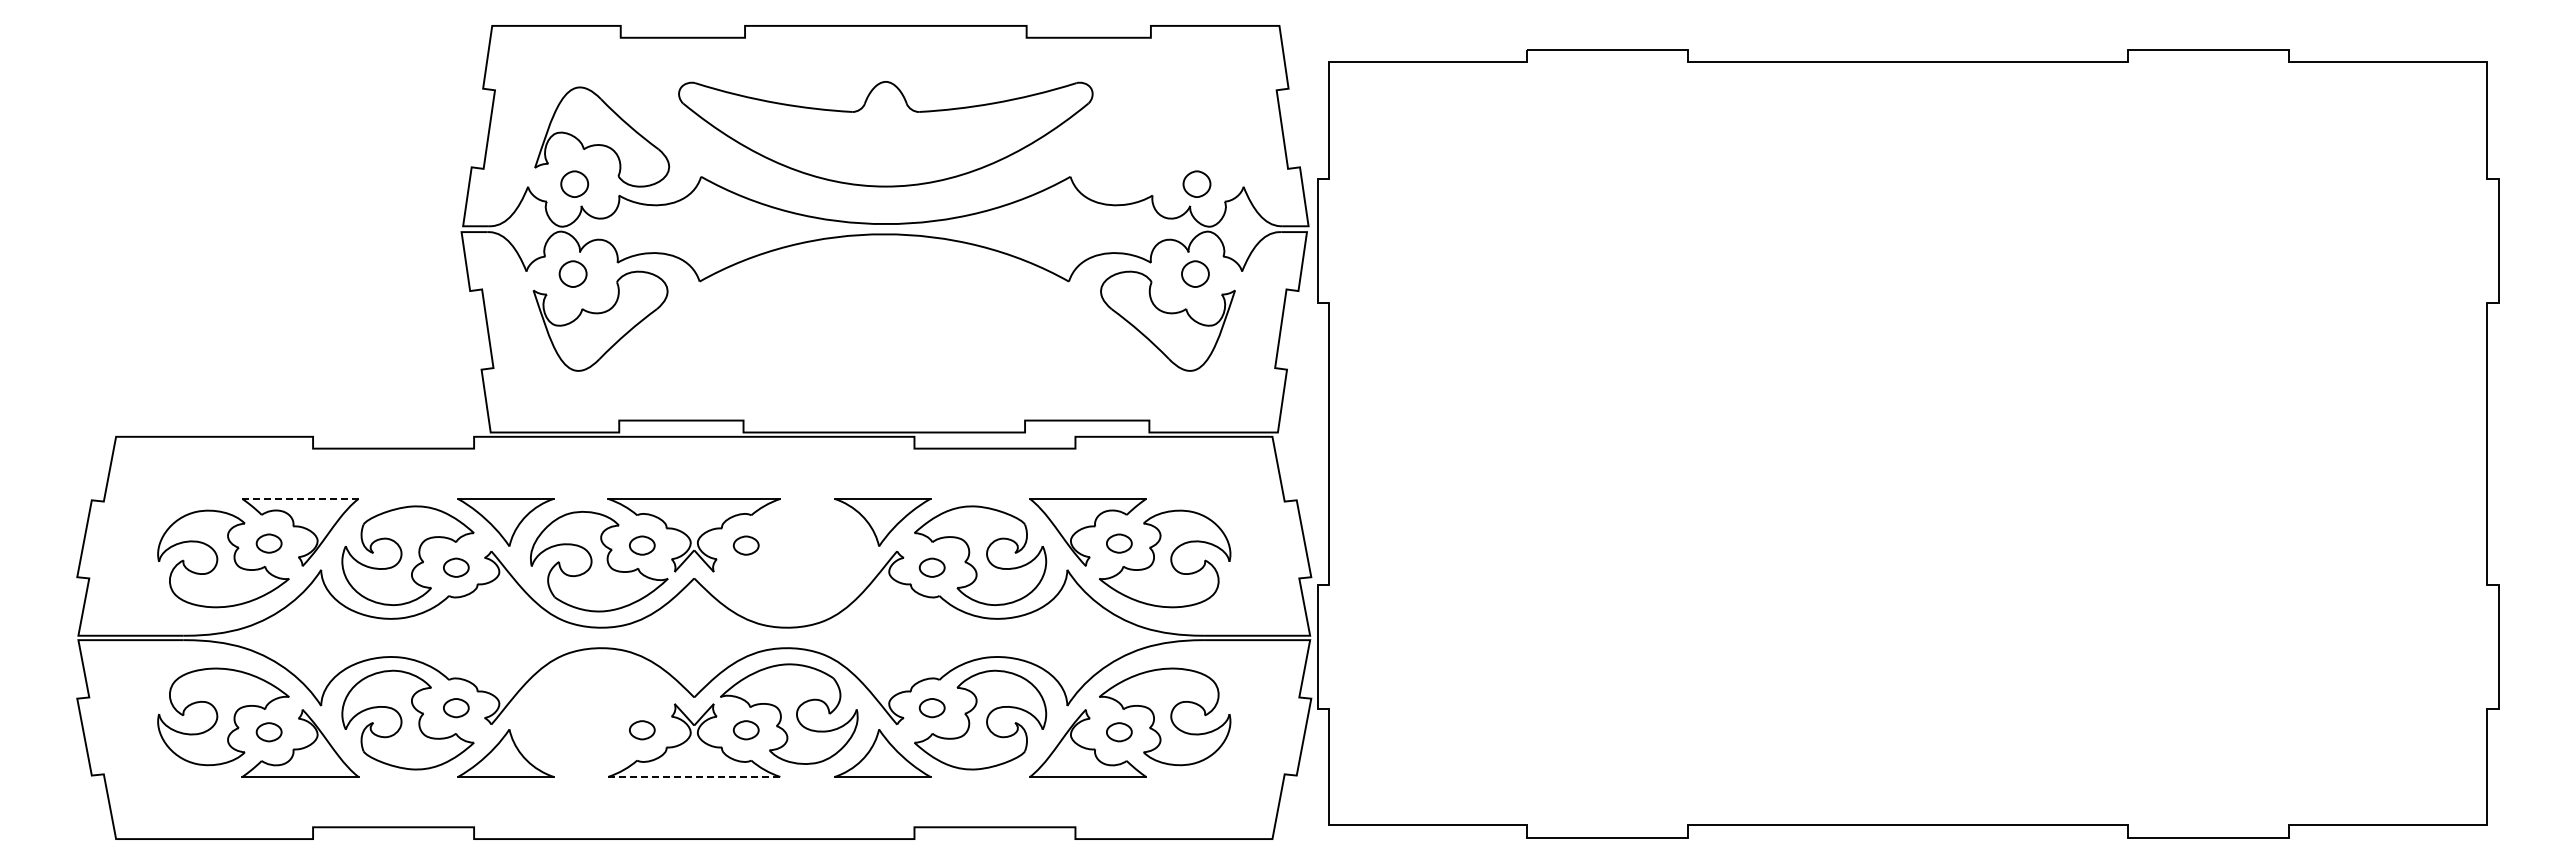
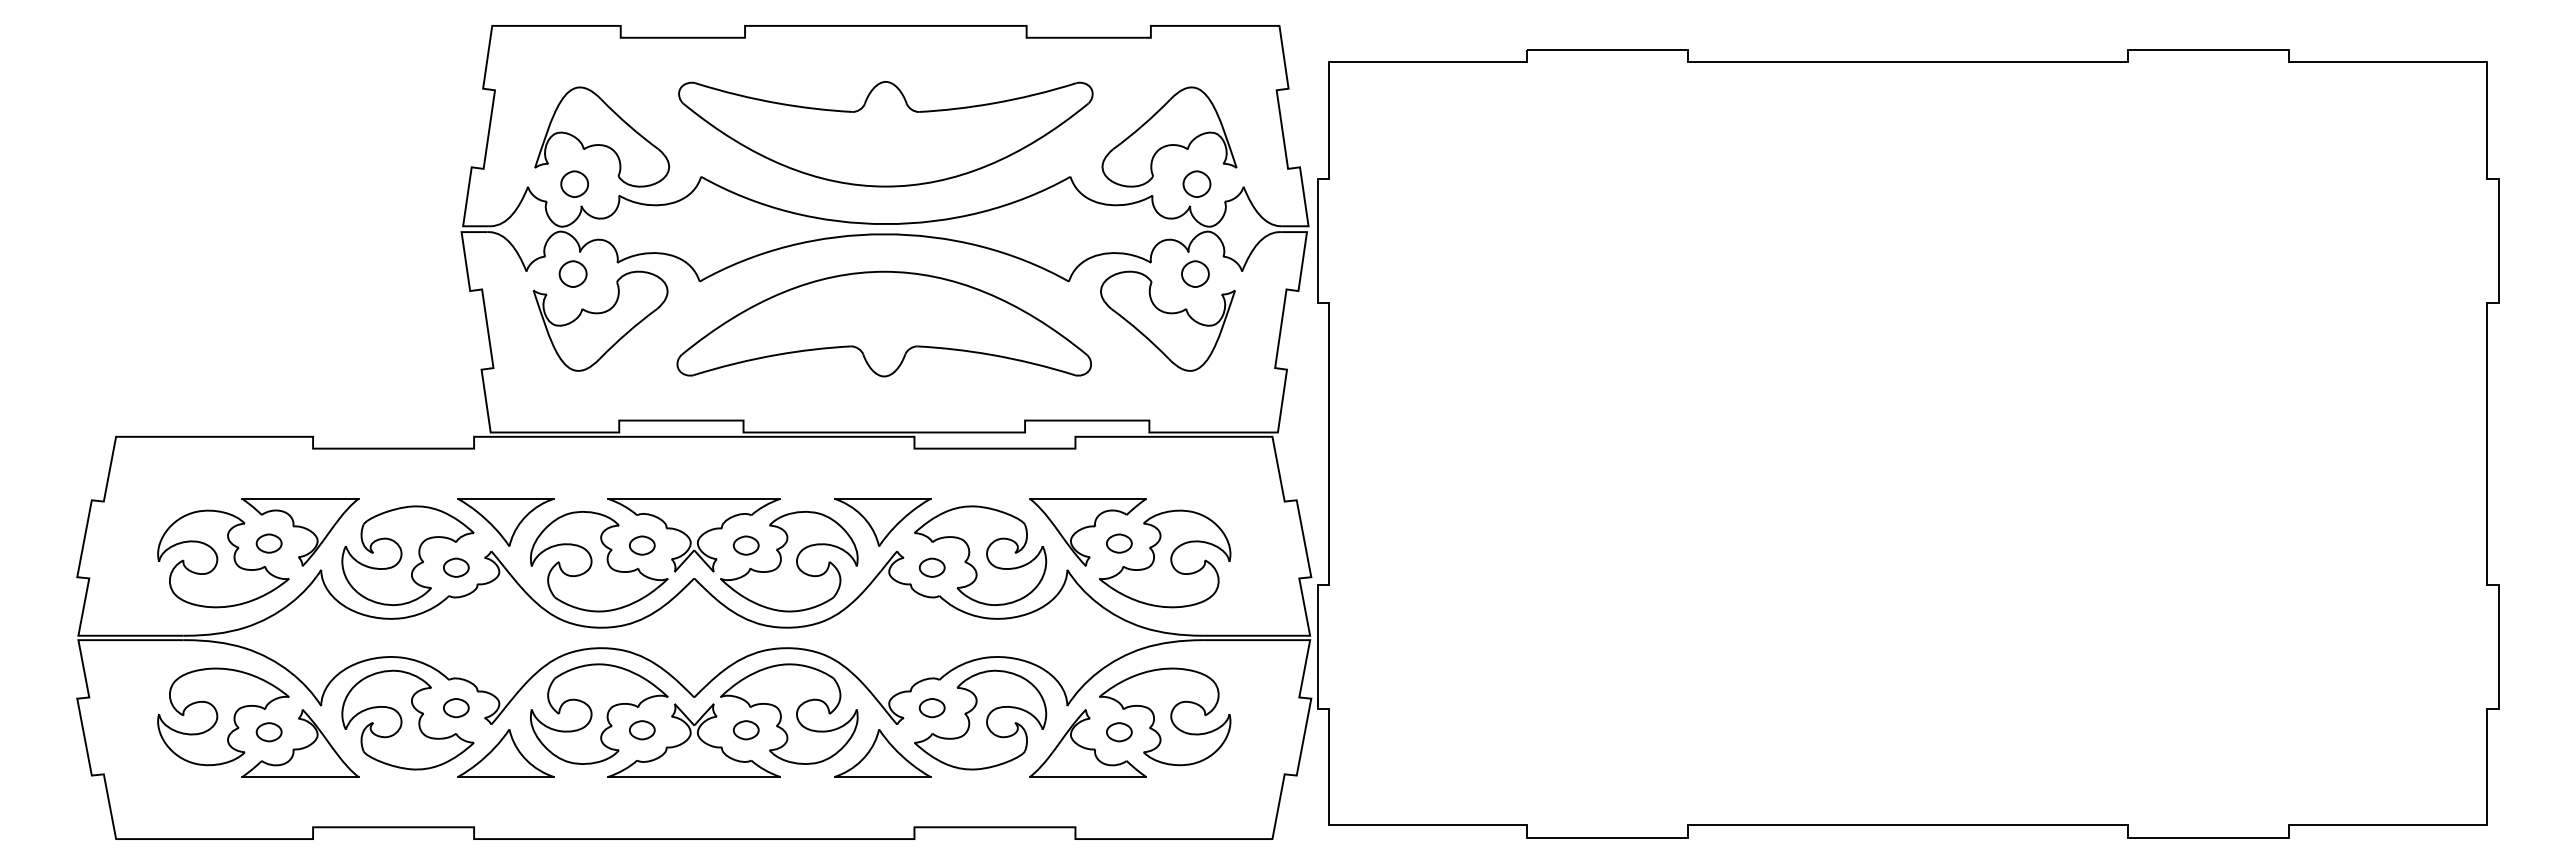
part: none -> present (1169, 136)
part: none -> present (883, 323)
line: dashed -> solid (300, 498)
part: none -> present (789, 561)
part: none -> present (599, 713)
line: dashed -> solid (694, 776)
